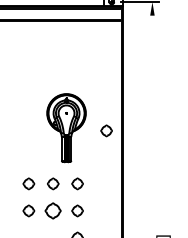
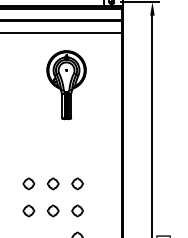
line: none -> present (60, 32)
line: none -> present (152, 124)
part position: (66, 128) -> (66, 85) (66, 85)
part: present -> none (106, 130)
part size: 18x18 px -> 13x14 px (53, 210)
